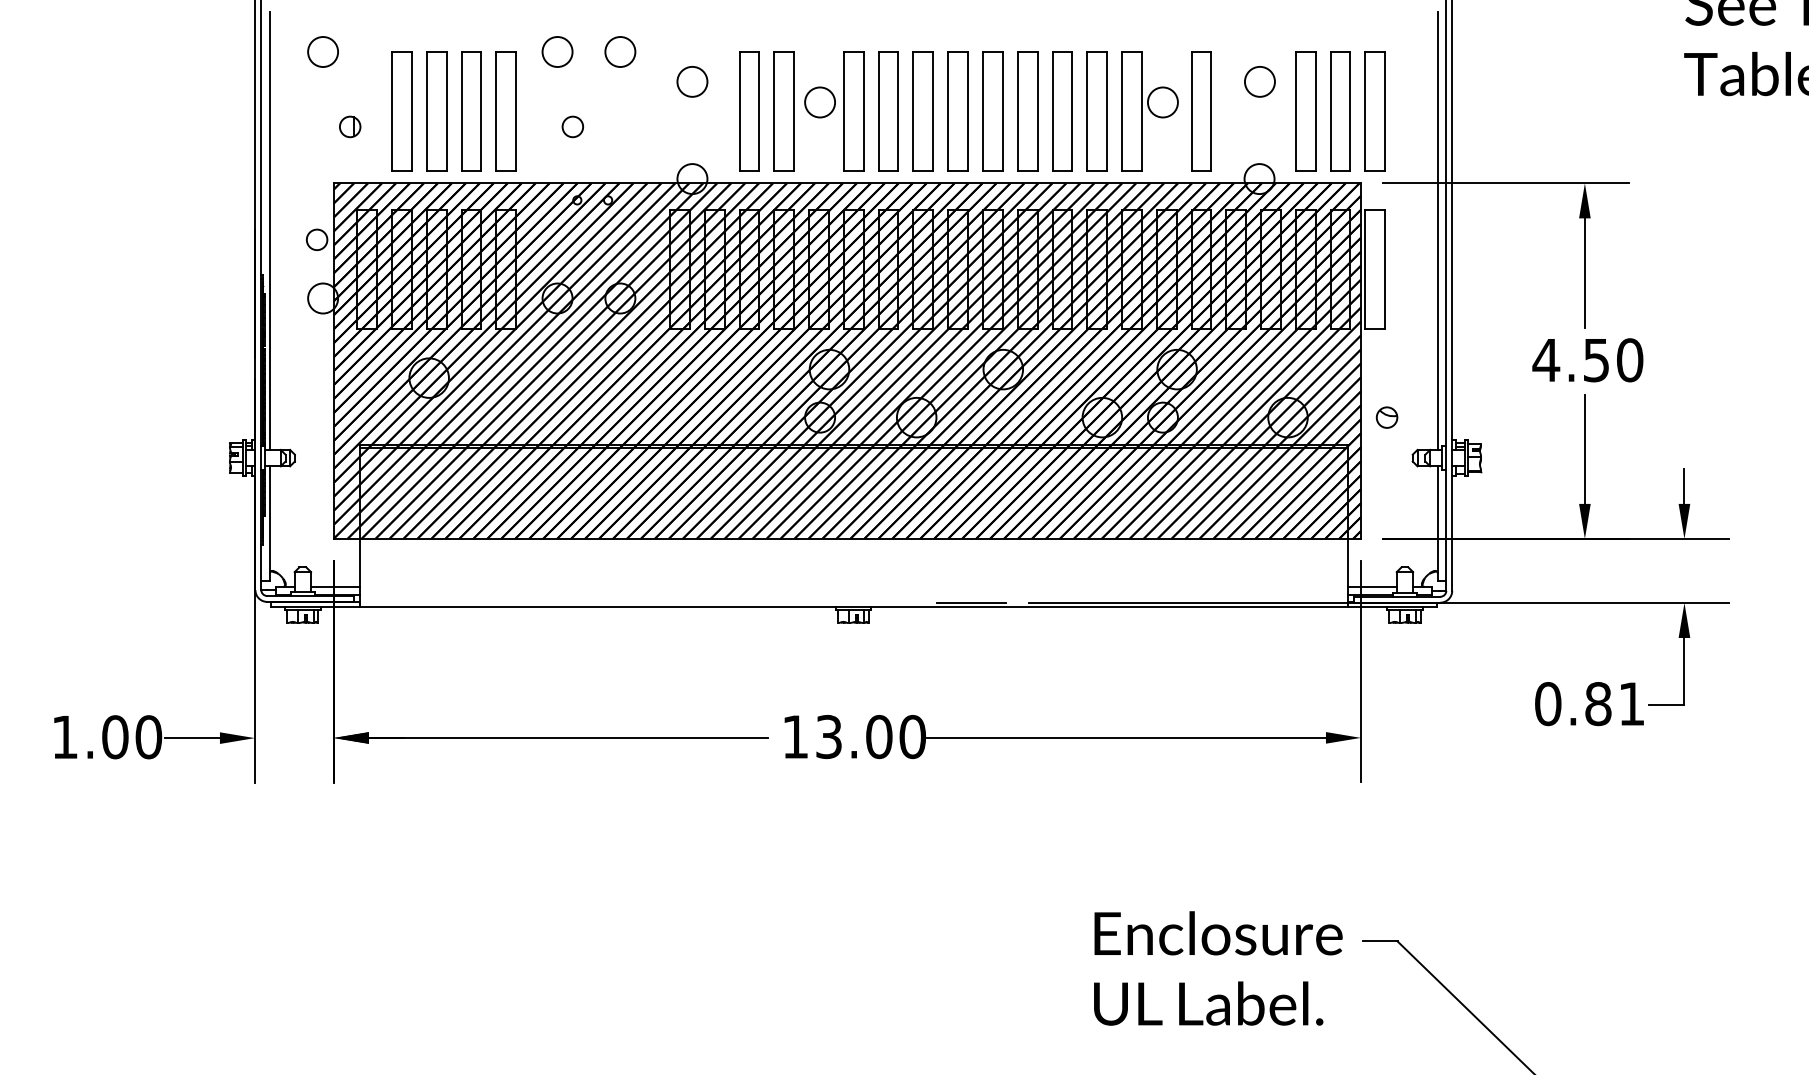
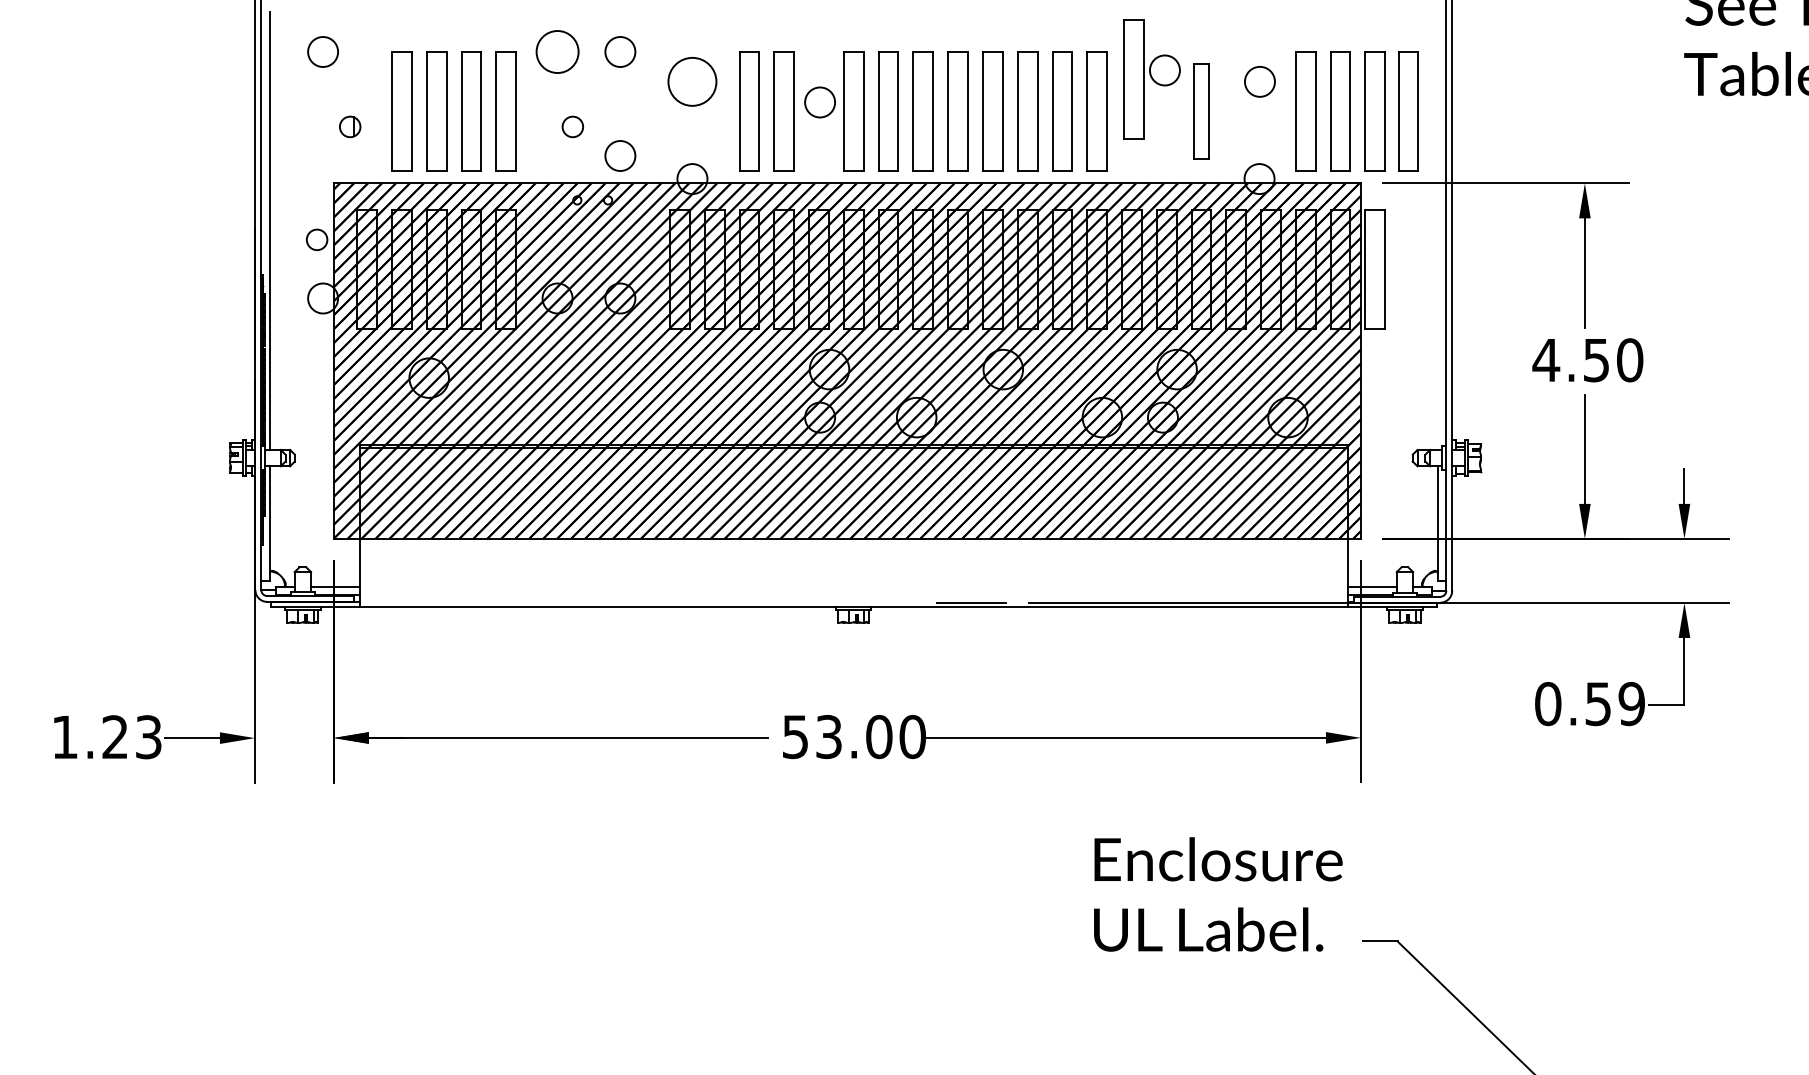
circle size: 33x32 px -> 45x44 px (557, 51)
circle diameter: 30 px -> 48 px (692, 81)
part position: (1149, 111) -> (1151, 79) (1151, 79)
part size: 21x121 px -> 17x97 px (1201, 111)
part: none -> present (1408, 111)
circle: none -> present (620, 155)
line: present -> none (1437, 230)
part: present -> none (1386, 417)
text: 0.81 -> 0.59 (1614, 704)
text: 1.00 -> 1.23 (132, 737)
text: 13.00 -> 53.00 (795, 737)
text position: (1218, 968) -> (1218, 894) (1218, 894)
